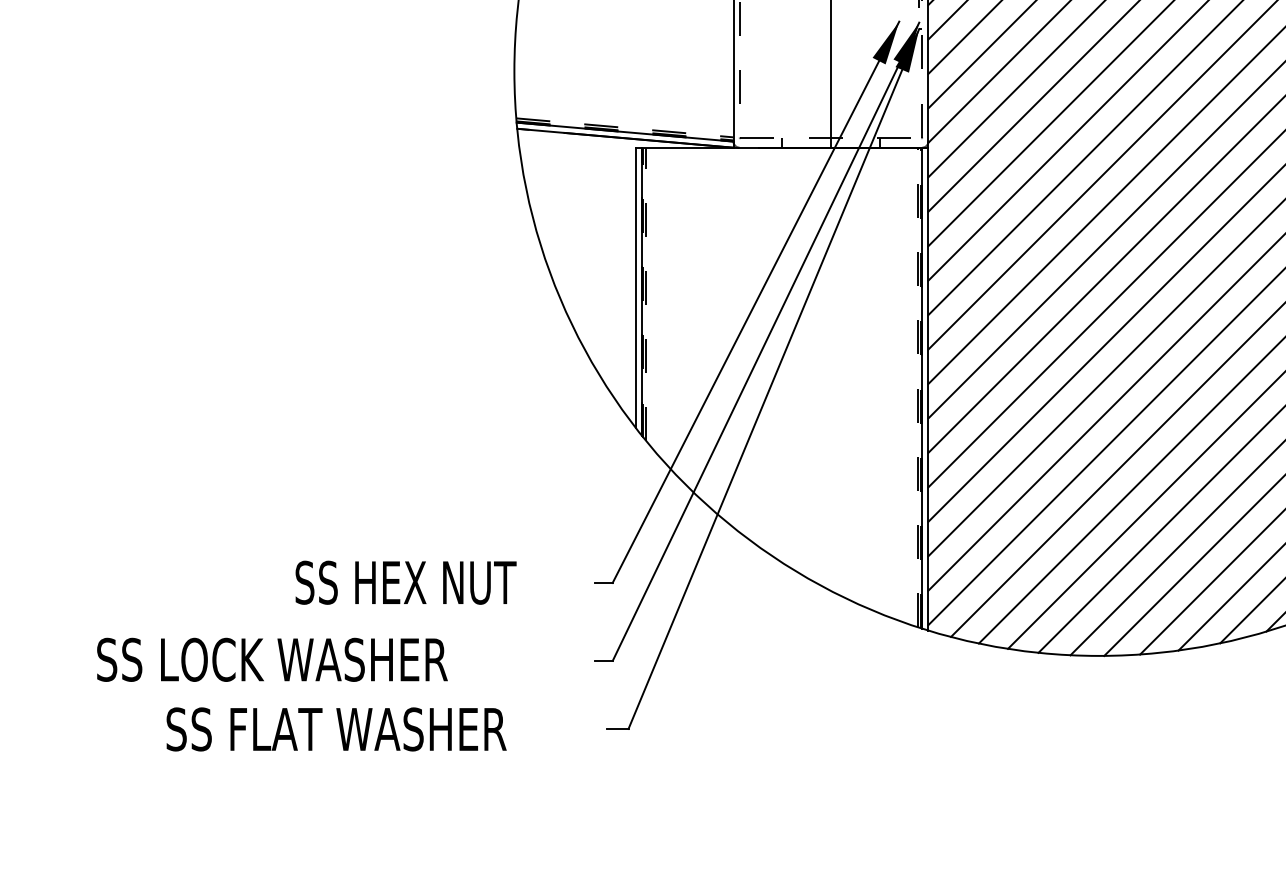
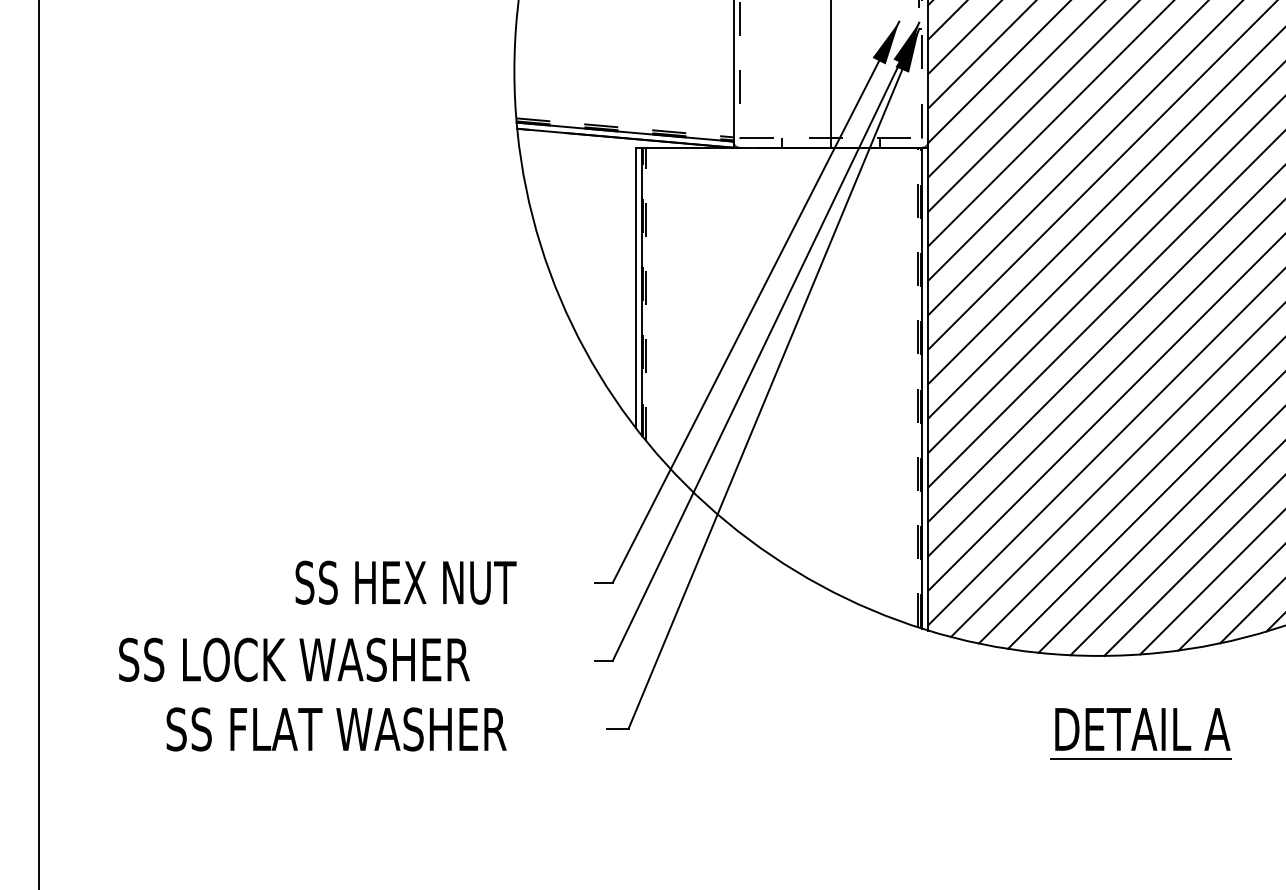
line: none -> present (38, 444)
text position: (272, 659) -> (294, 659) (294, 659)
part: none -> present (1140, 733)
